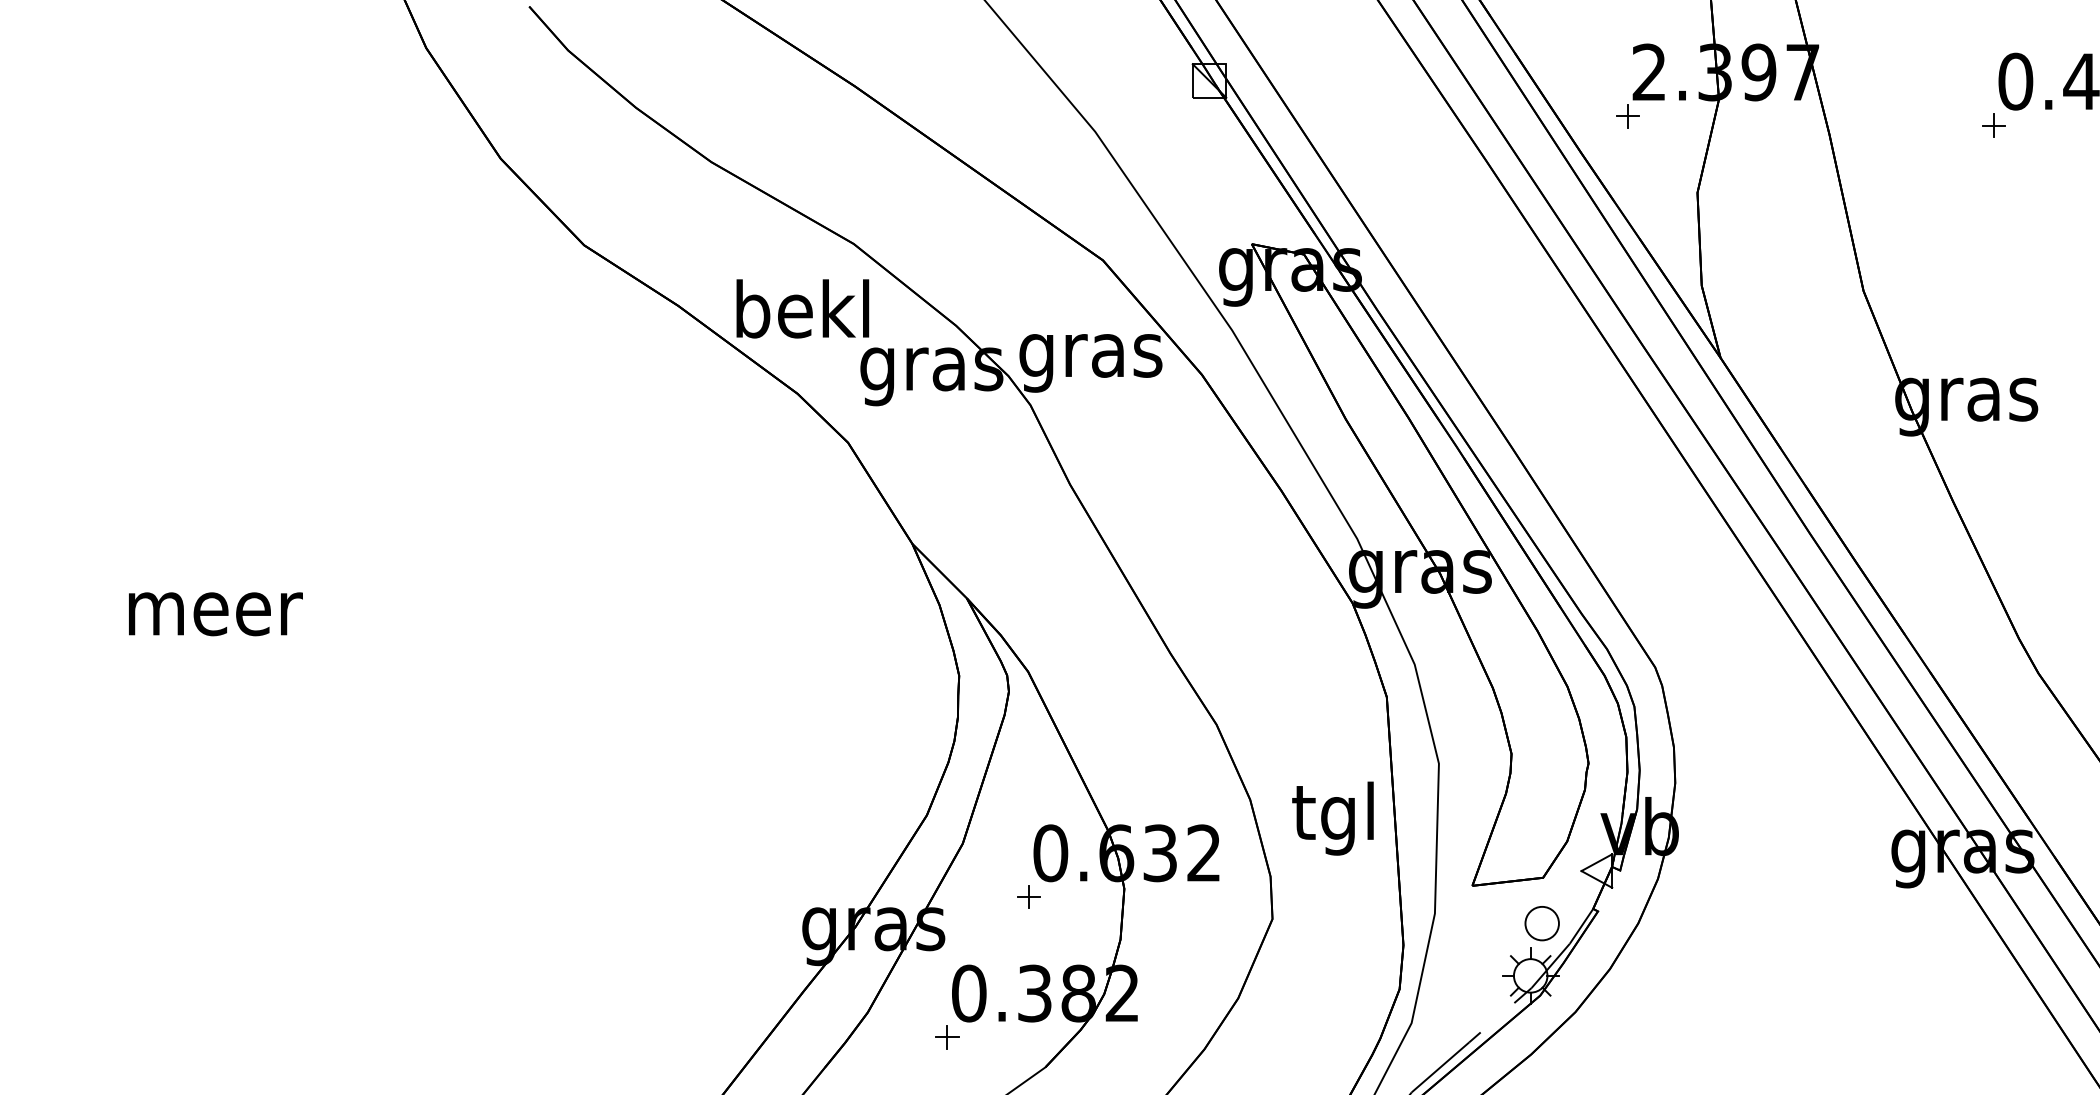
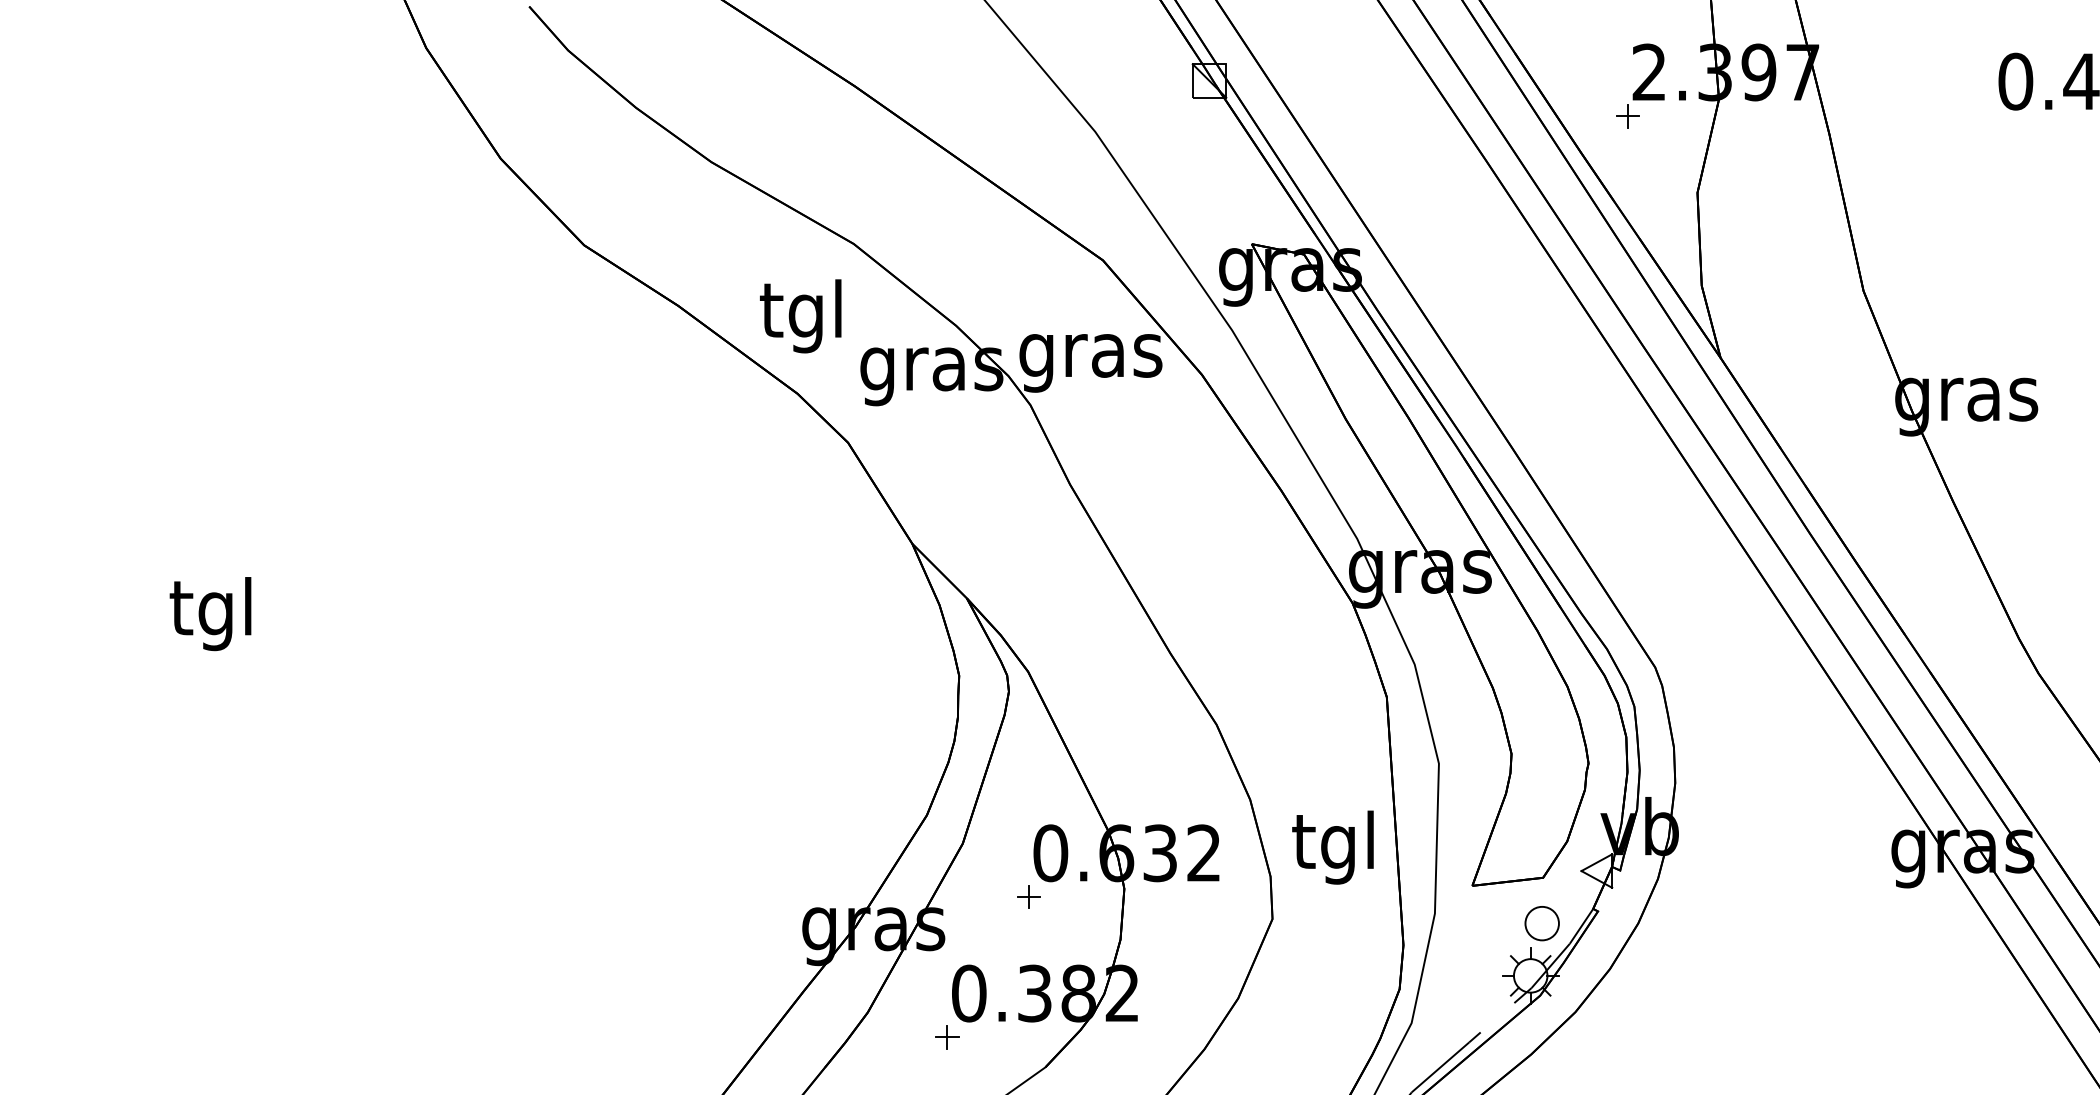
part: present -> none (1993, 125)
text: bekl -> tgl (802, 316)
text: meer -> tgl (215, 614)
text position: (1332, 818) -> (1332, 847) (1332, 847)
